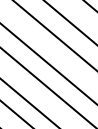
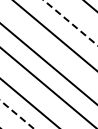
line: solid -> dashed (70, 22)
line: solid -> dashed (17, 114)
